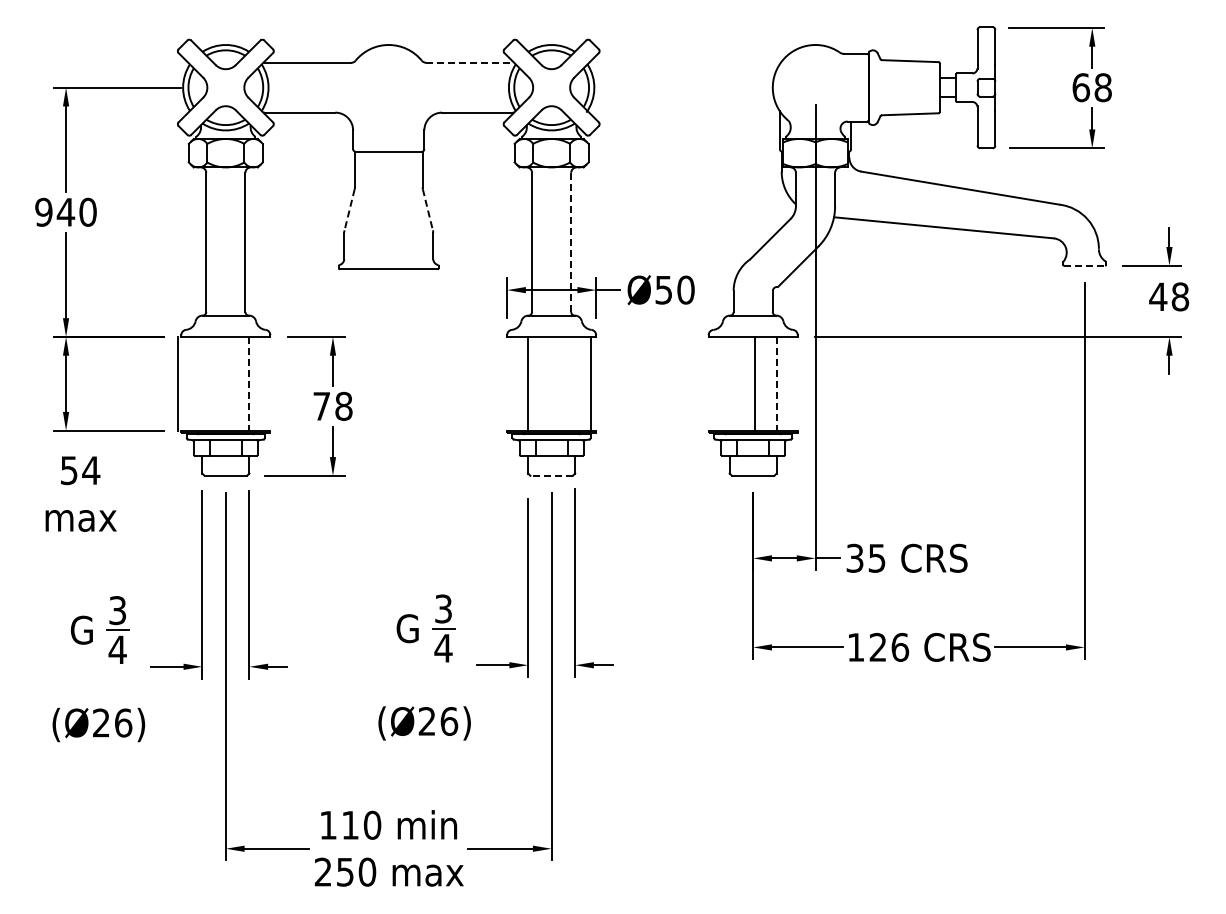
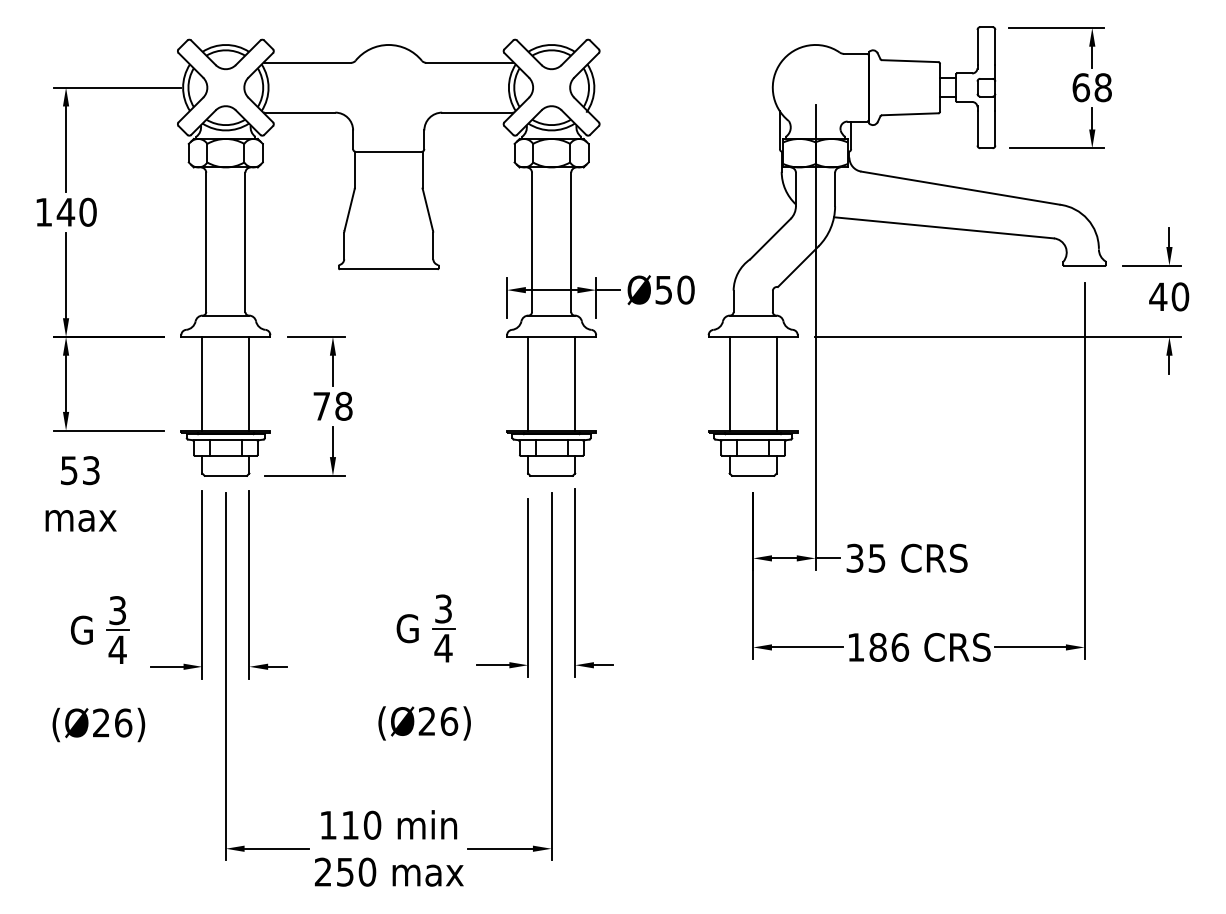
line: dashed -> solid (469, 62)
line: dashed -> solid (349, 210)
line: dashed -> solid (427, 210)
text: 940 -> 140 (43, 211)
line: dashed -> solid (571, 242)
line: dashed -> solid (1085, 265)
text: 48 -> 40 (1180, 296)
line position: (178, 383) -> (202, 383) (202, 383)
line: dashed -> solid (249, 383)
line position: (591, 383) -> (575, 383) (575, 383)
line position: (754, 383) -> (729, 383) (729, 383)
line: dashed -> solid (776, 383)
text: 54 -> 53 (91, 470)
line: dashed -> solid (551, 475)
text: 126 -> 186 (877, 647)
